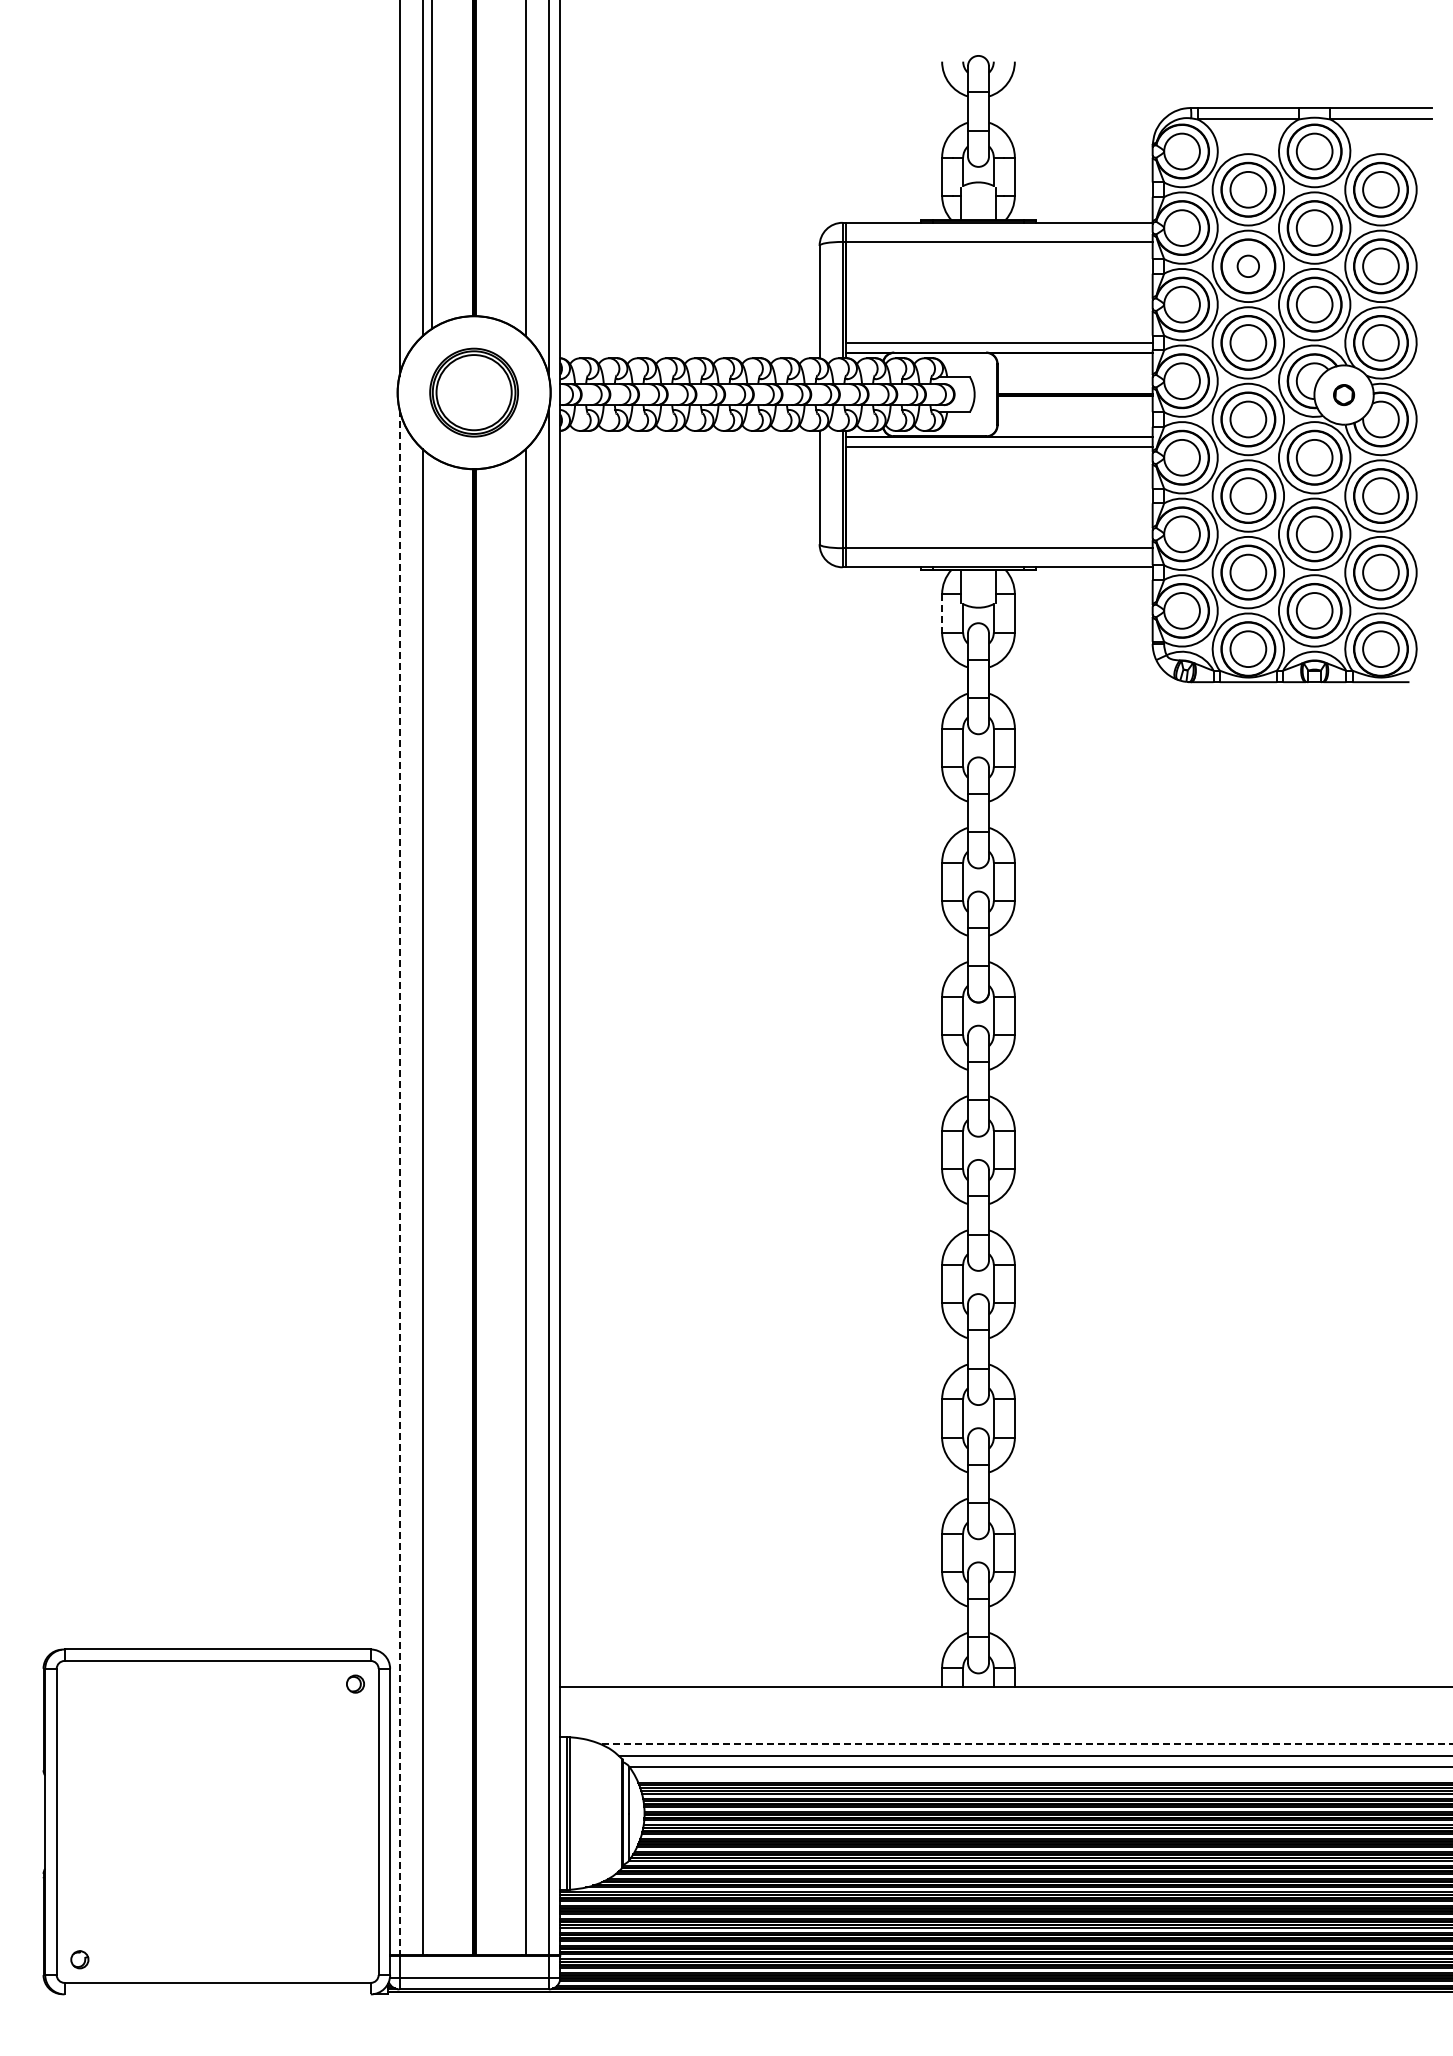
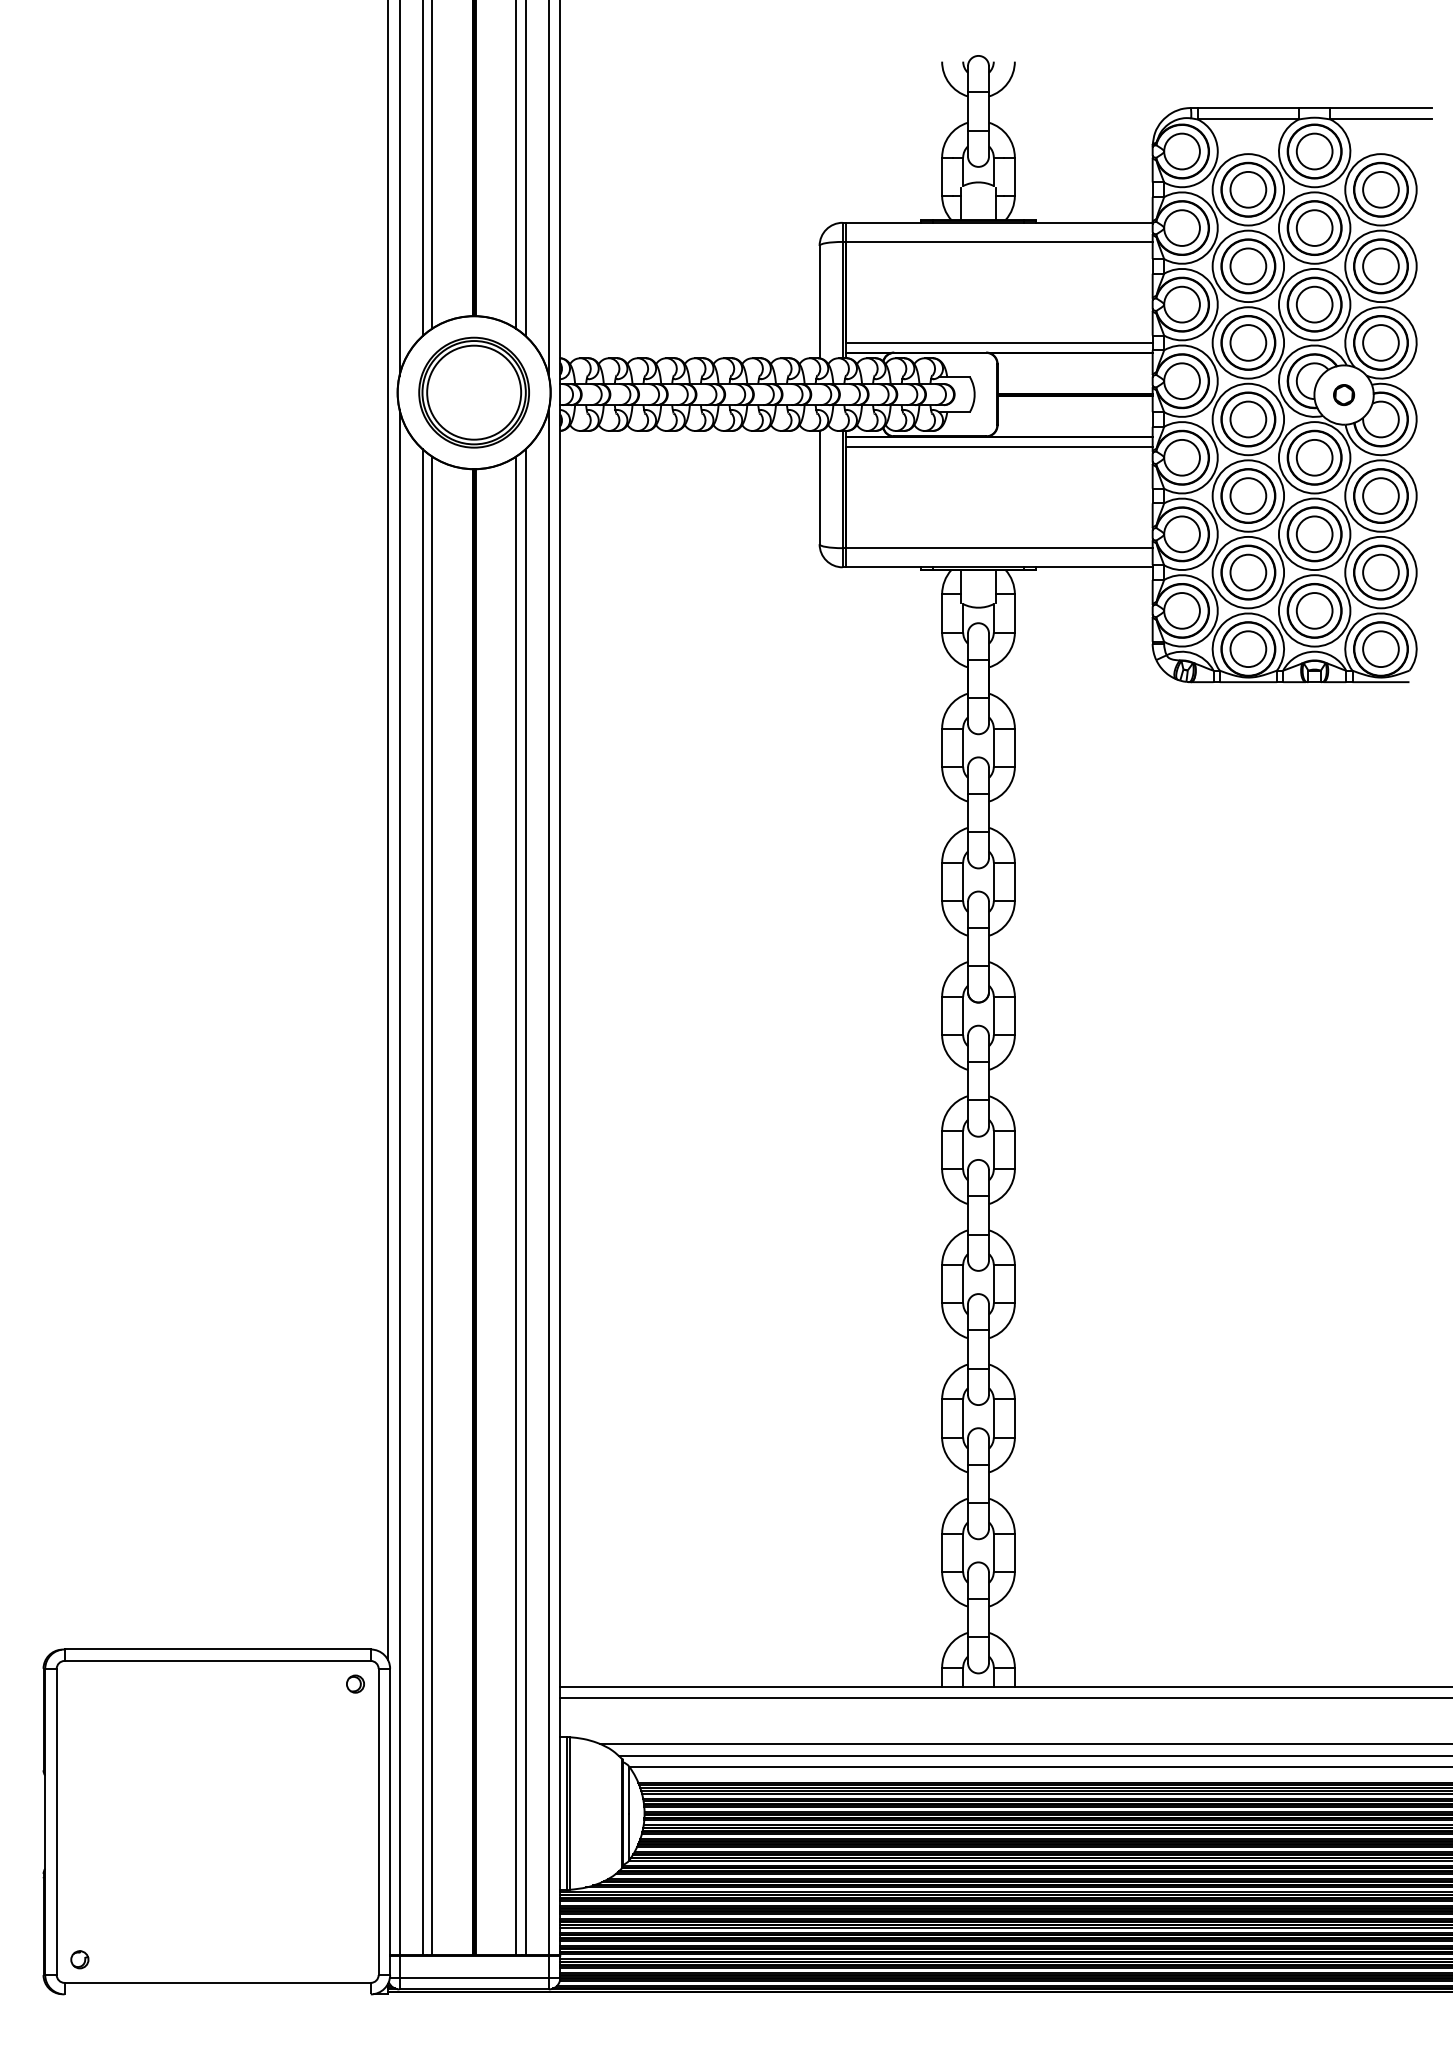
line: none -> present (516, 165)
circle diameter: 21 px -> 36 px (1248, 266)
part size: 90x91 px -> 112x113 px (473, 392)
line: dashed -> solid (942, 613)
line: none -> present (388, 831)
line: dashed -> solid (399, 1182)
line: none -> present (432, 1205)
line: none -> present (516, 1205)
line: none -> present (1004, 1698)
line: dashed -> solid (1026, 1744)
